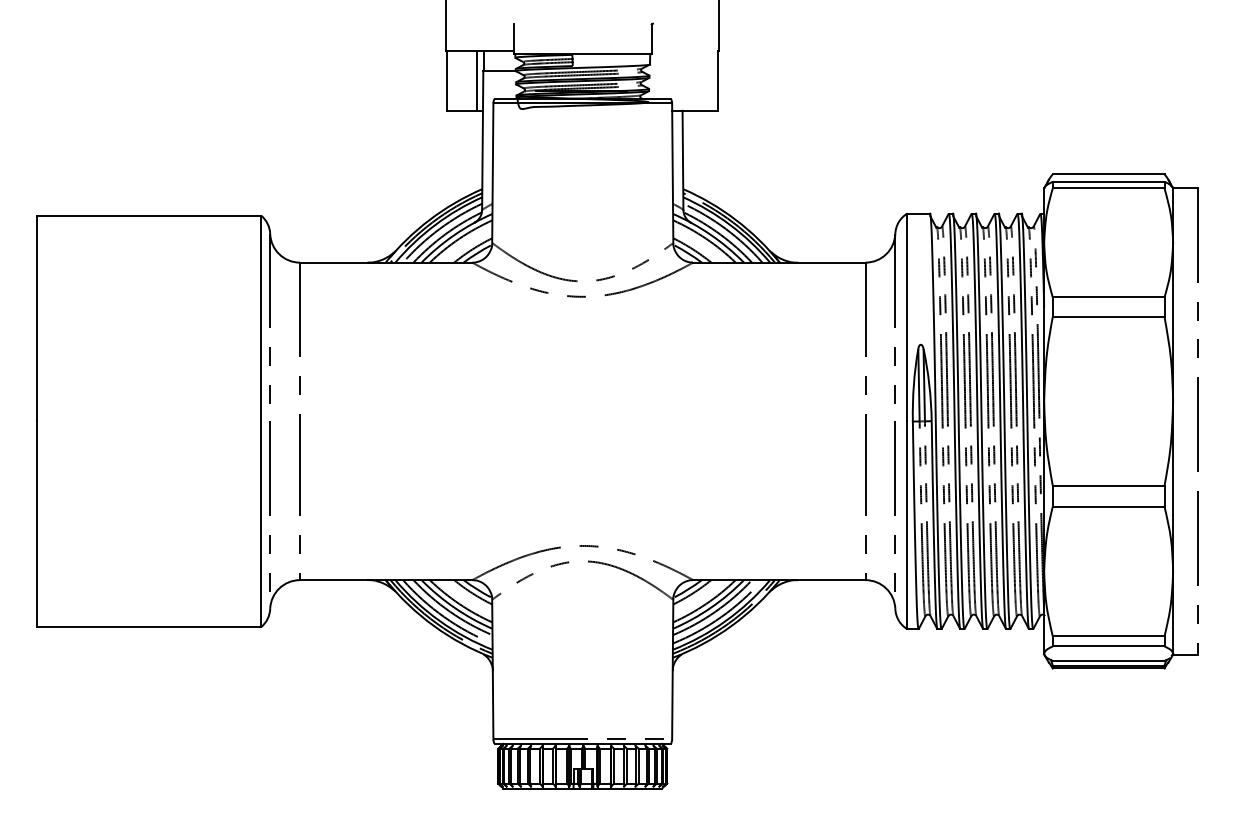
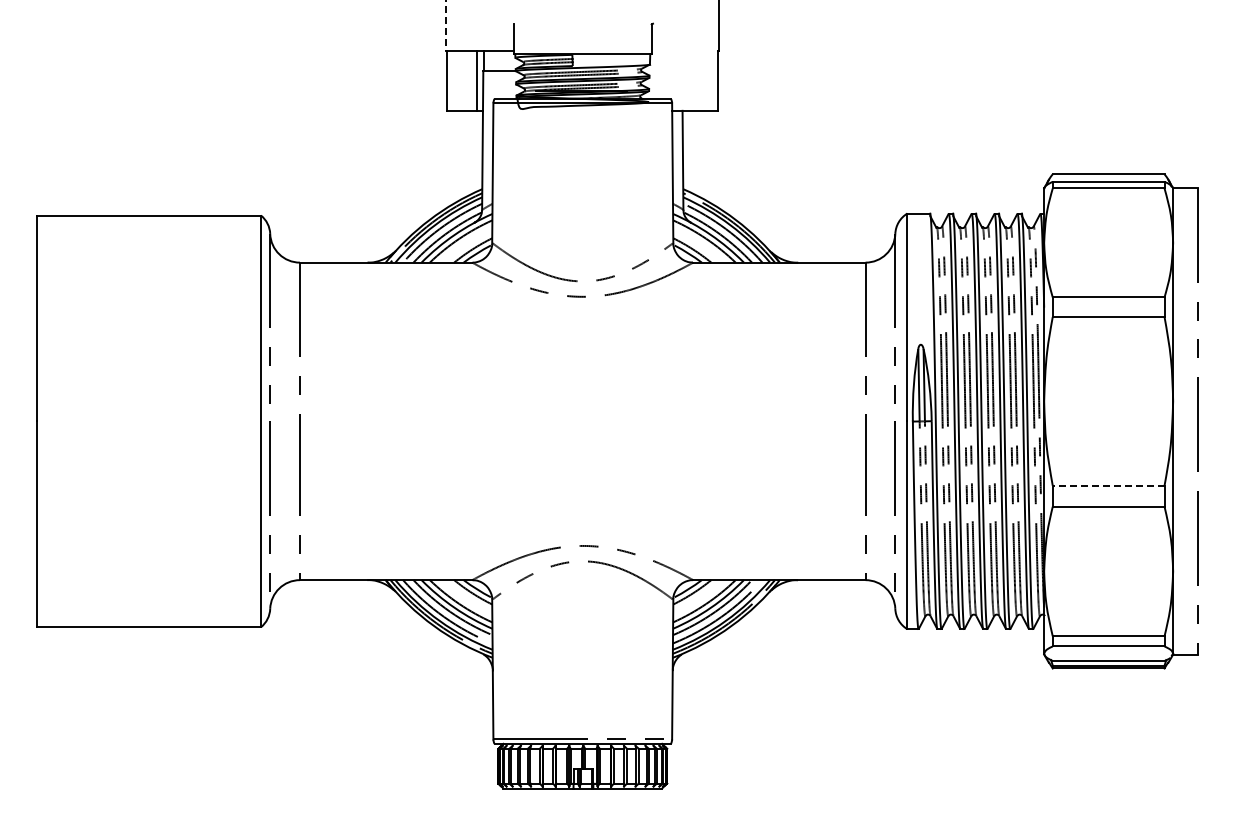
line: solid -> dashed (446, 26)
line: solid -> dashed (1108, 485)
